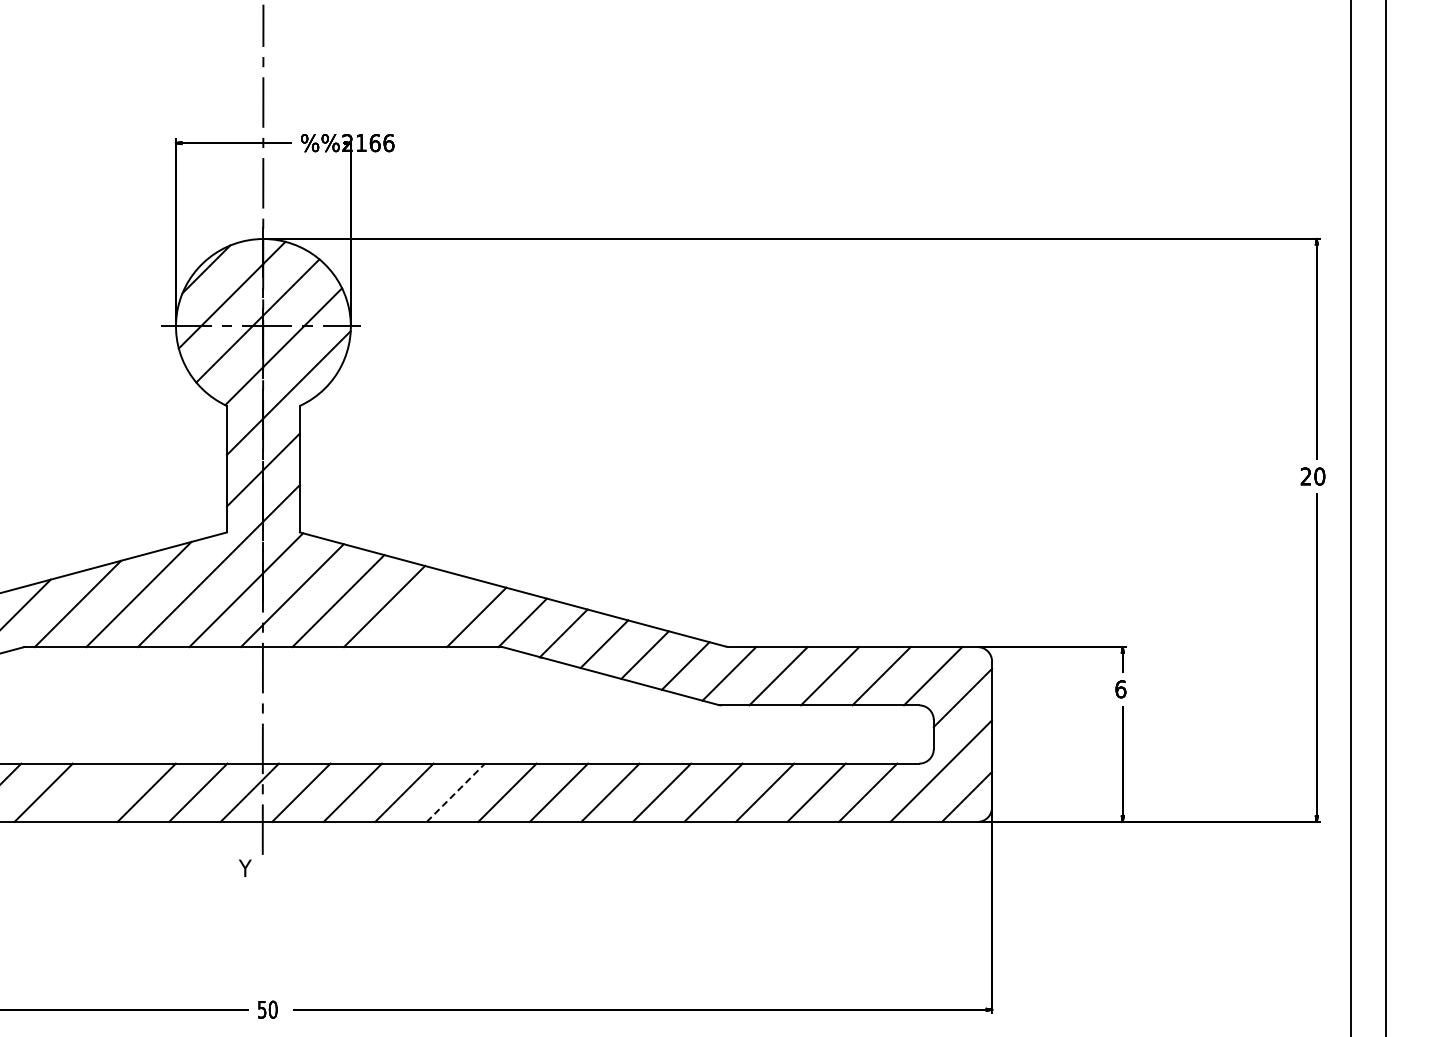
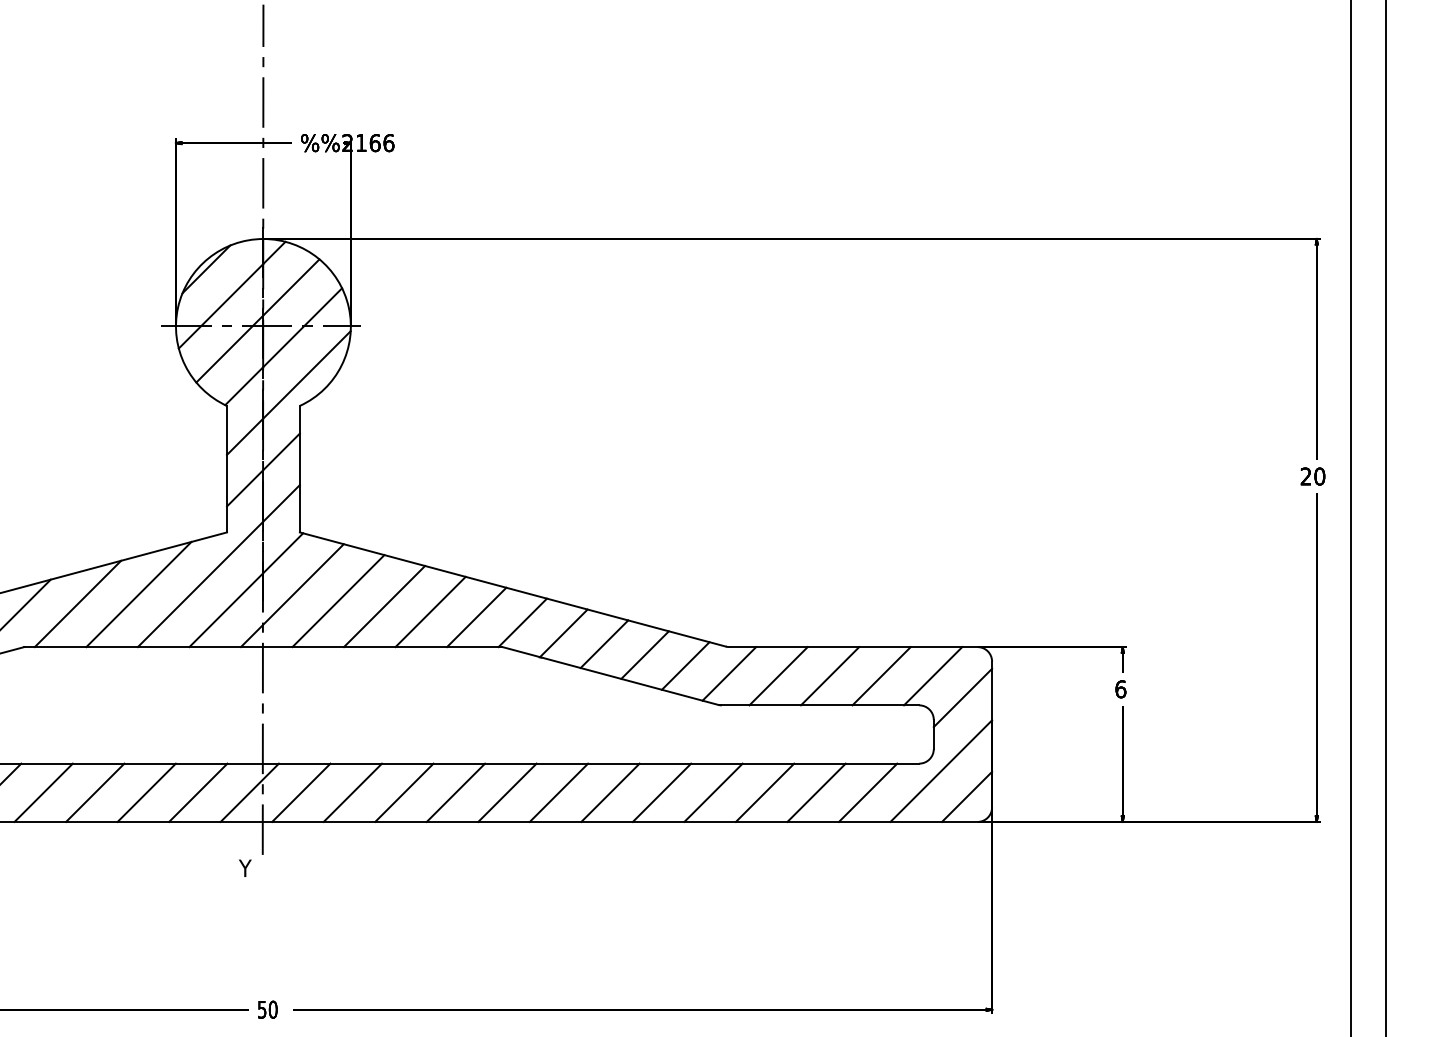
line: none -> present (430, 611)
line: none -> present (95, 792)
line: dashed -> solid (456, 792)
